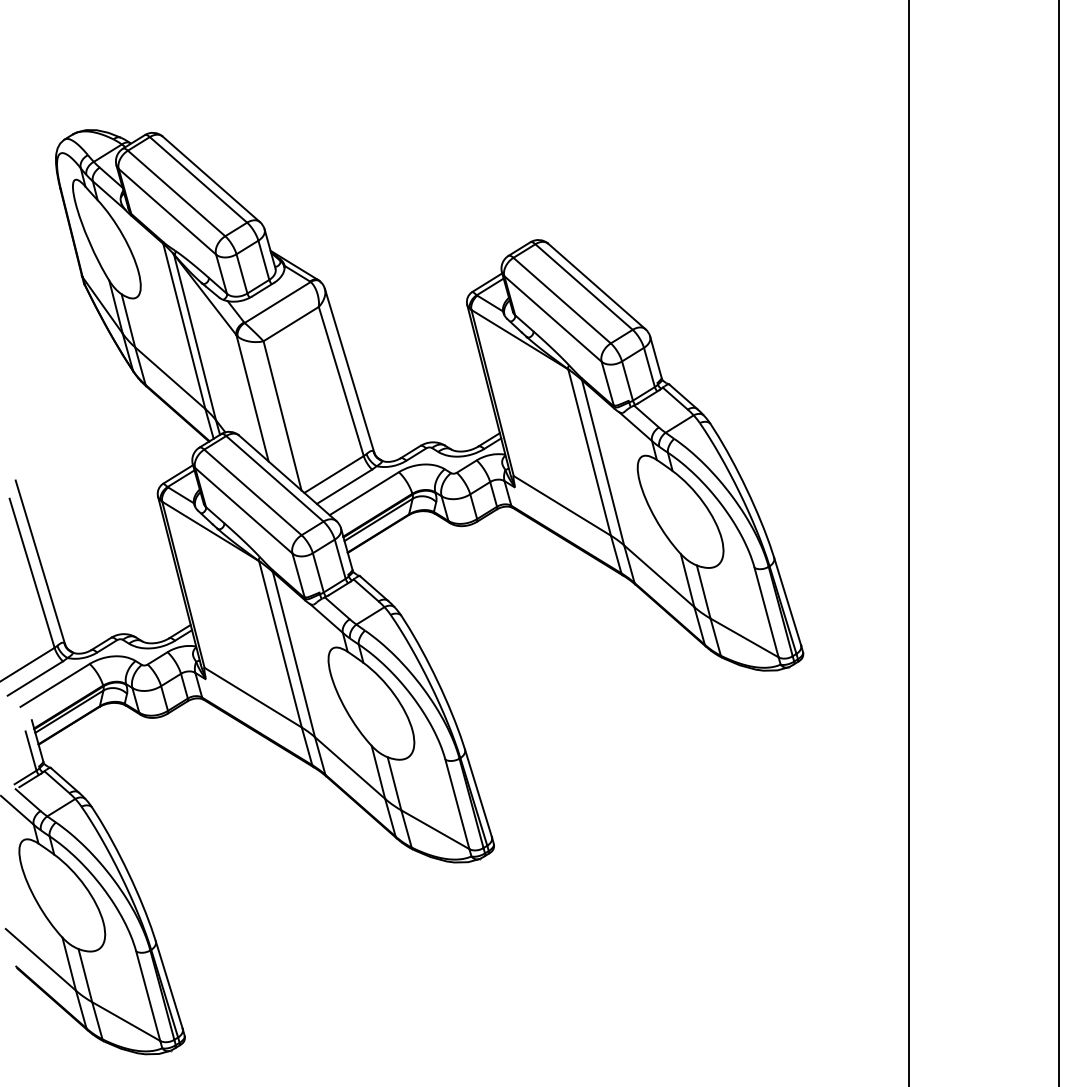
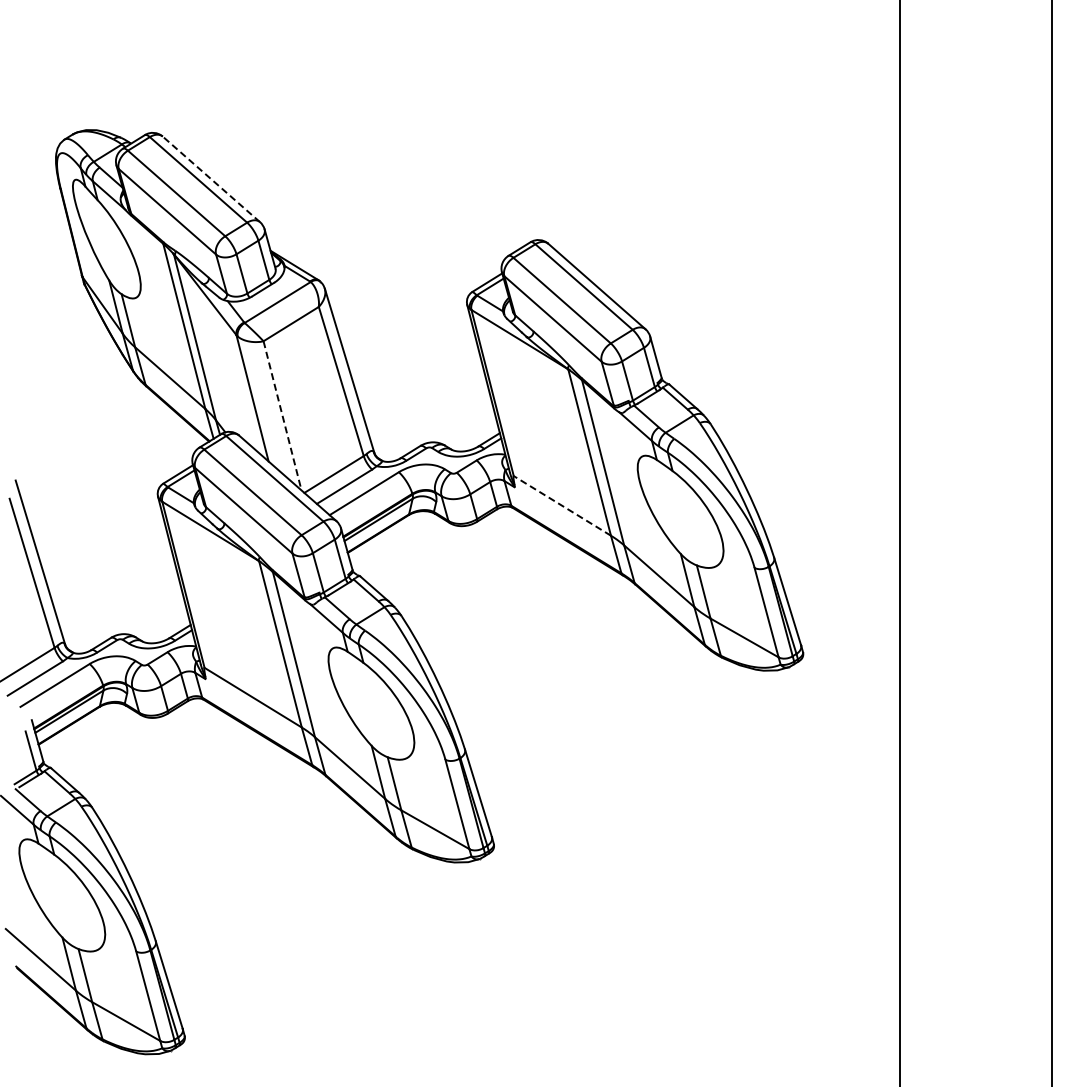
line: solid -> dashed (211, 179)
line: solid -> dashed (282, 415)
line: solid -> dashed (561, 505)
line position: (909, 542) -> (900, 542) (900, 542)
line position: (1059, 542) -> (1052, 542) (1052, 542)
